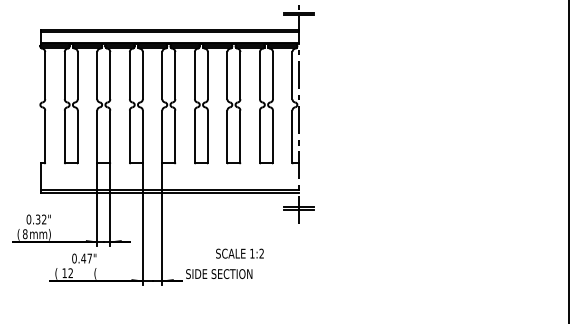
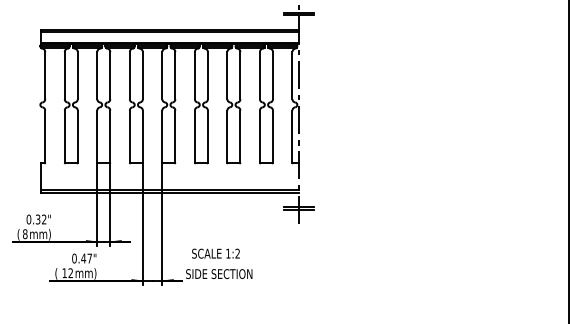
text position: (239, 253) -> (215, 253) (215, 253)
text: ( -> mm) (85, 273)
